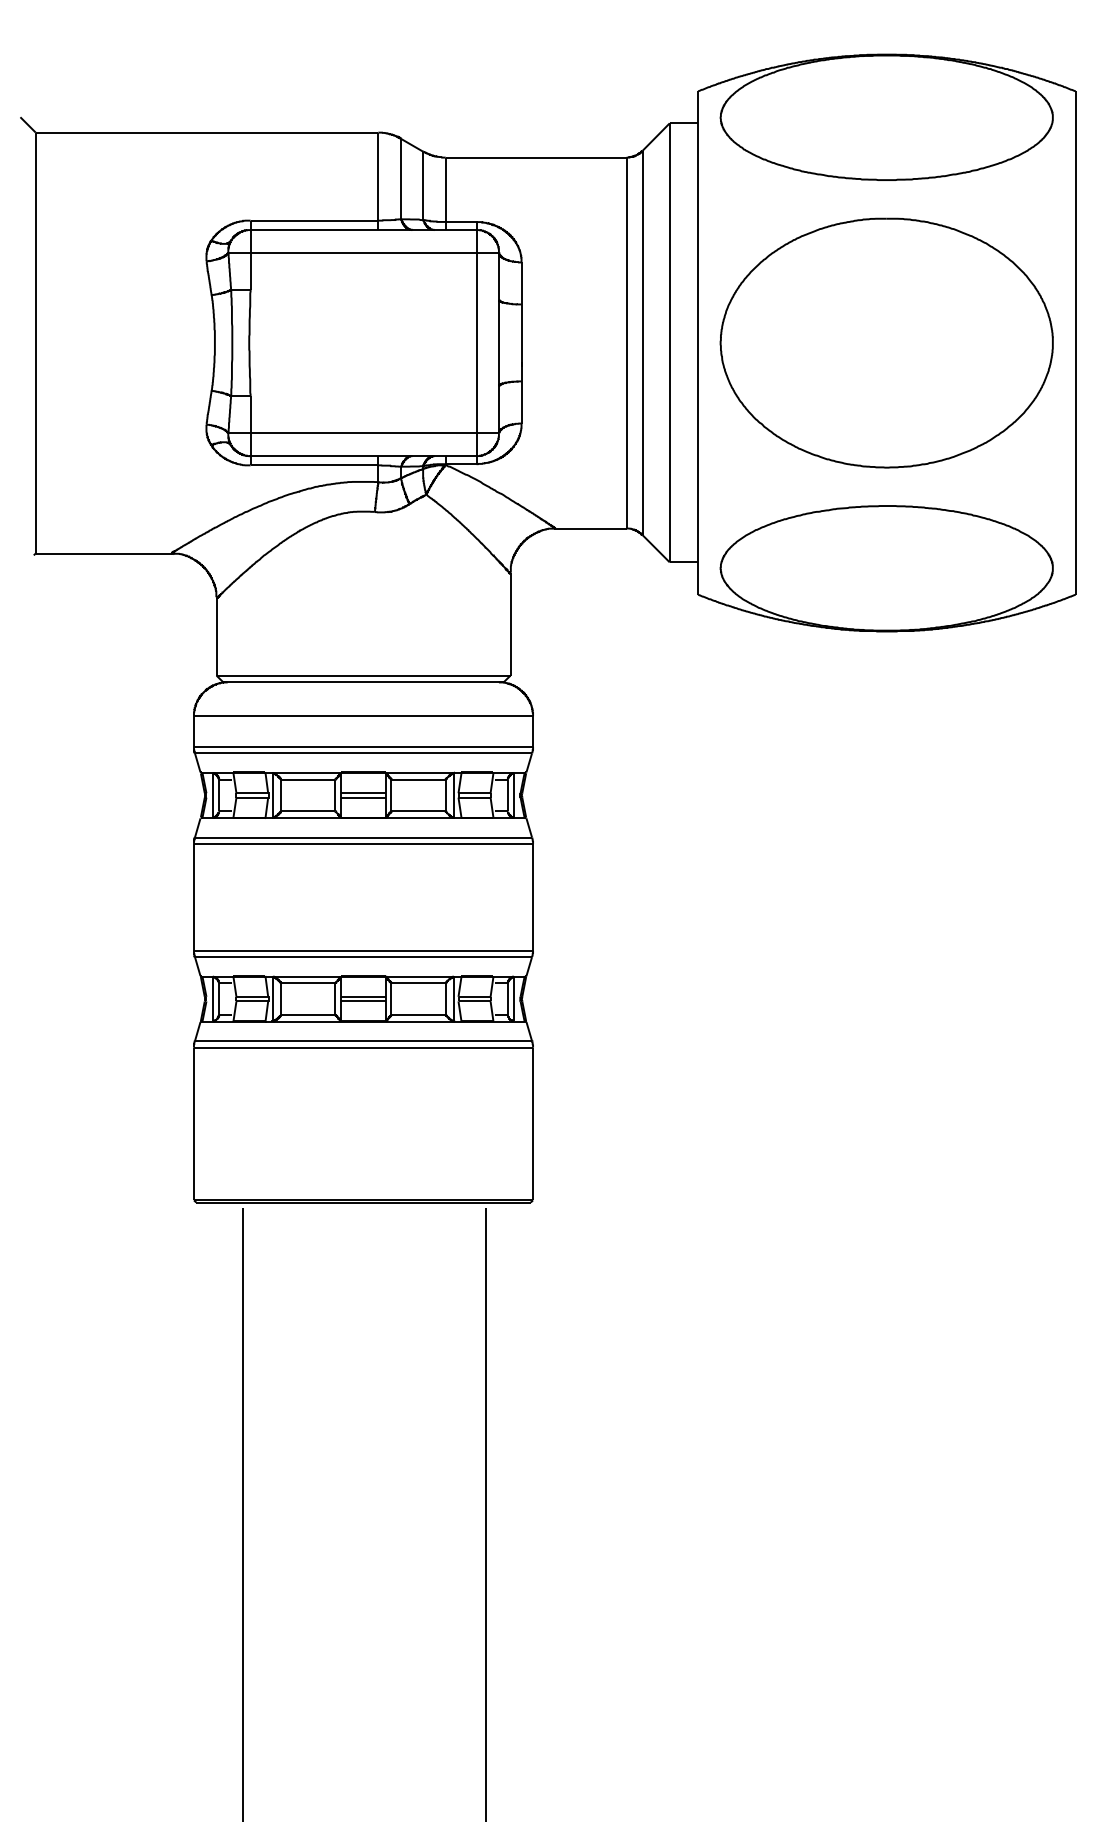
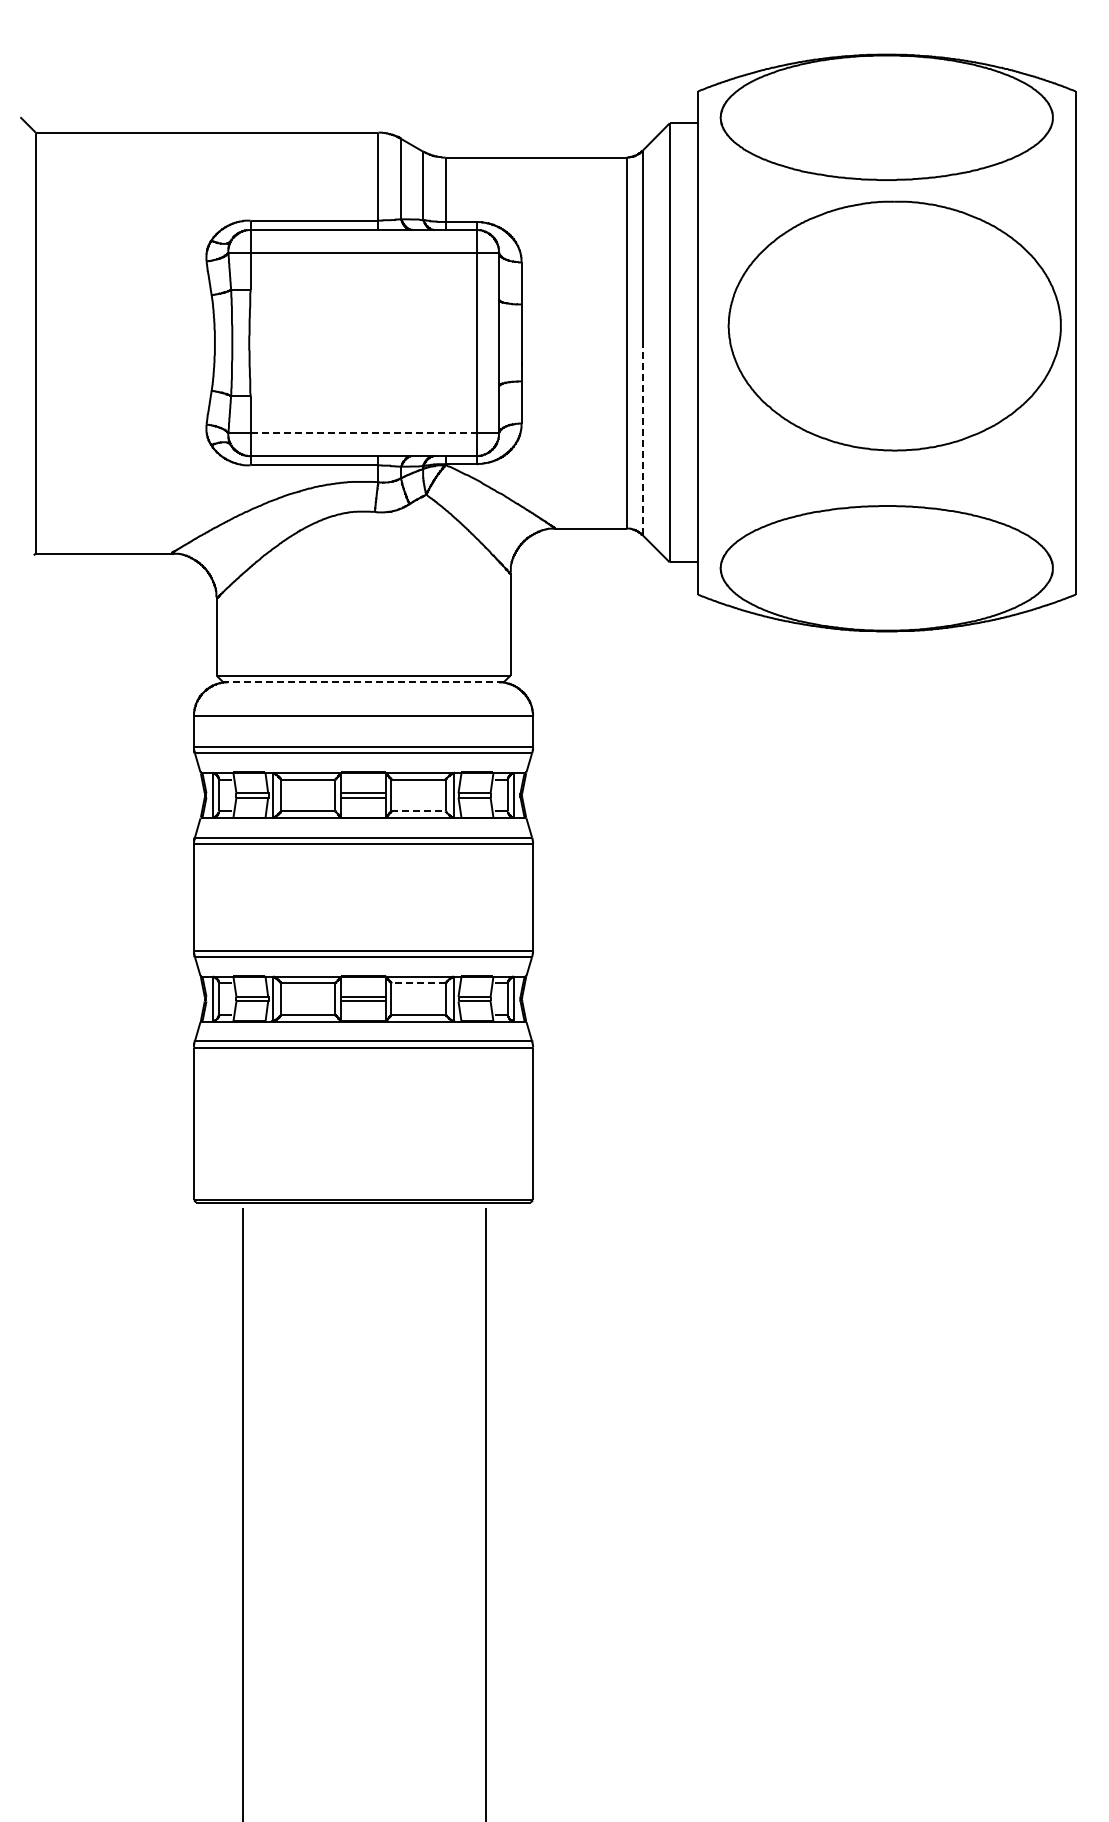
part position: (886, 342) -> (894, 325) (894, 325)
line: solid -> dashed (363, 433)
line: solid -> dashed (642, 439)
line: solid -> dashed (363, 682)
line: solid -> dashed (419, 811)
line: solid -> dashed (418, 983)
